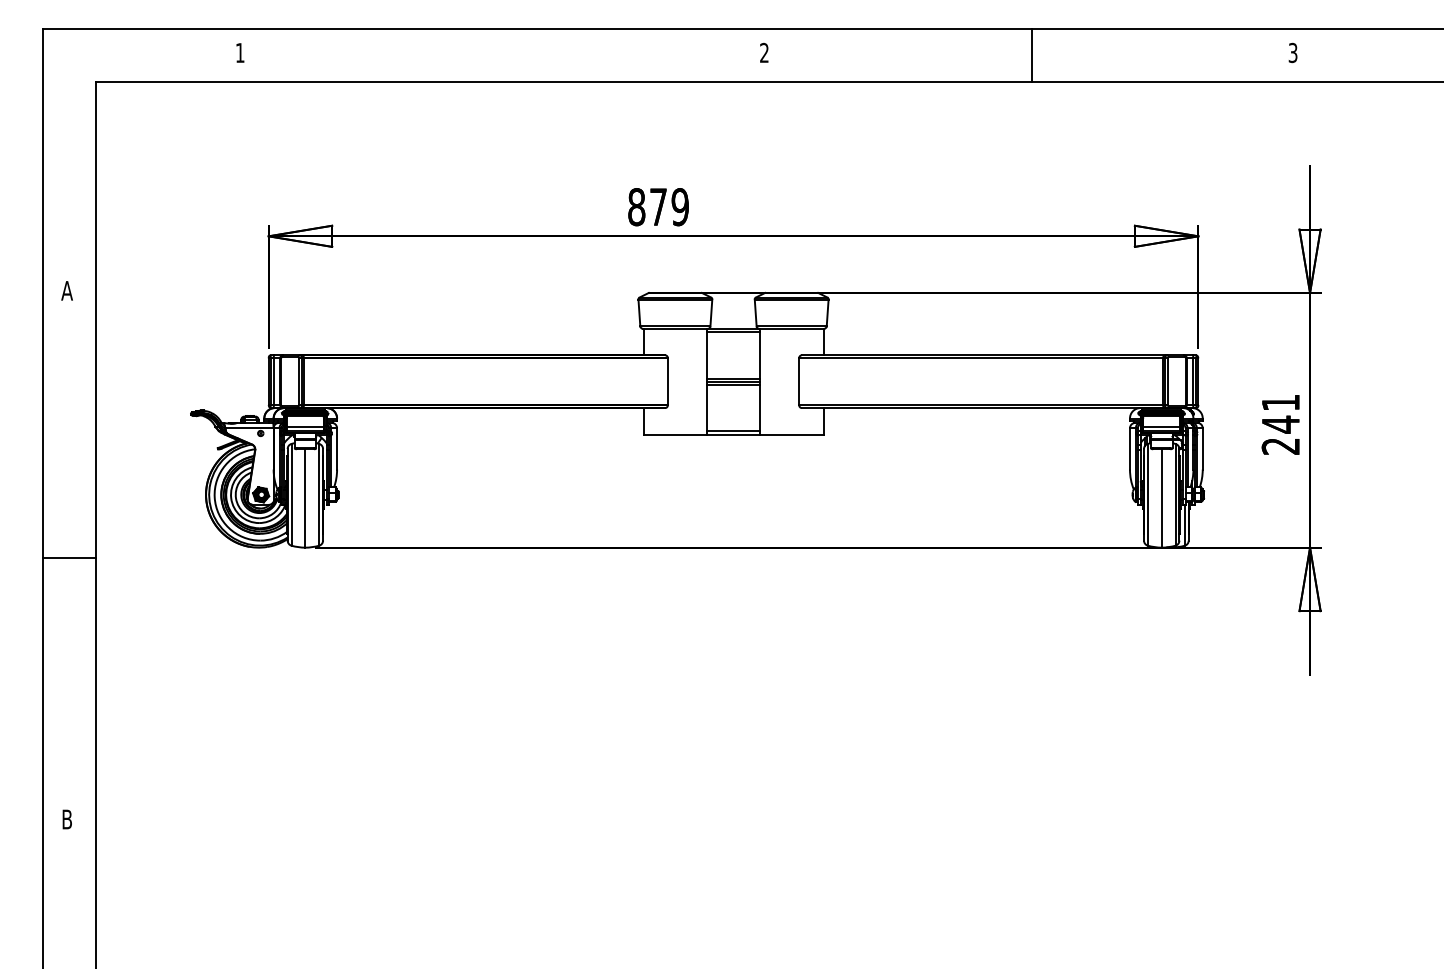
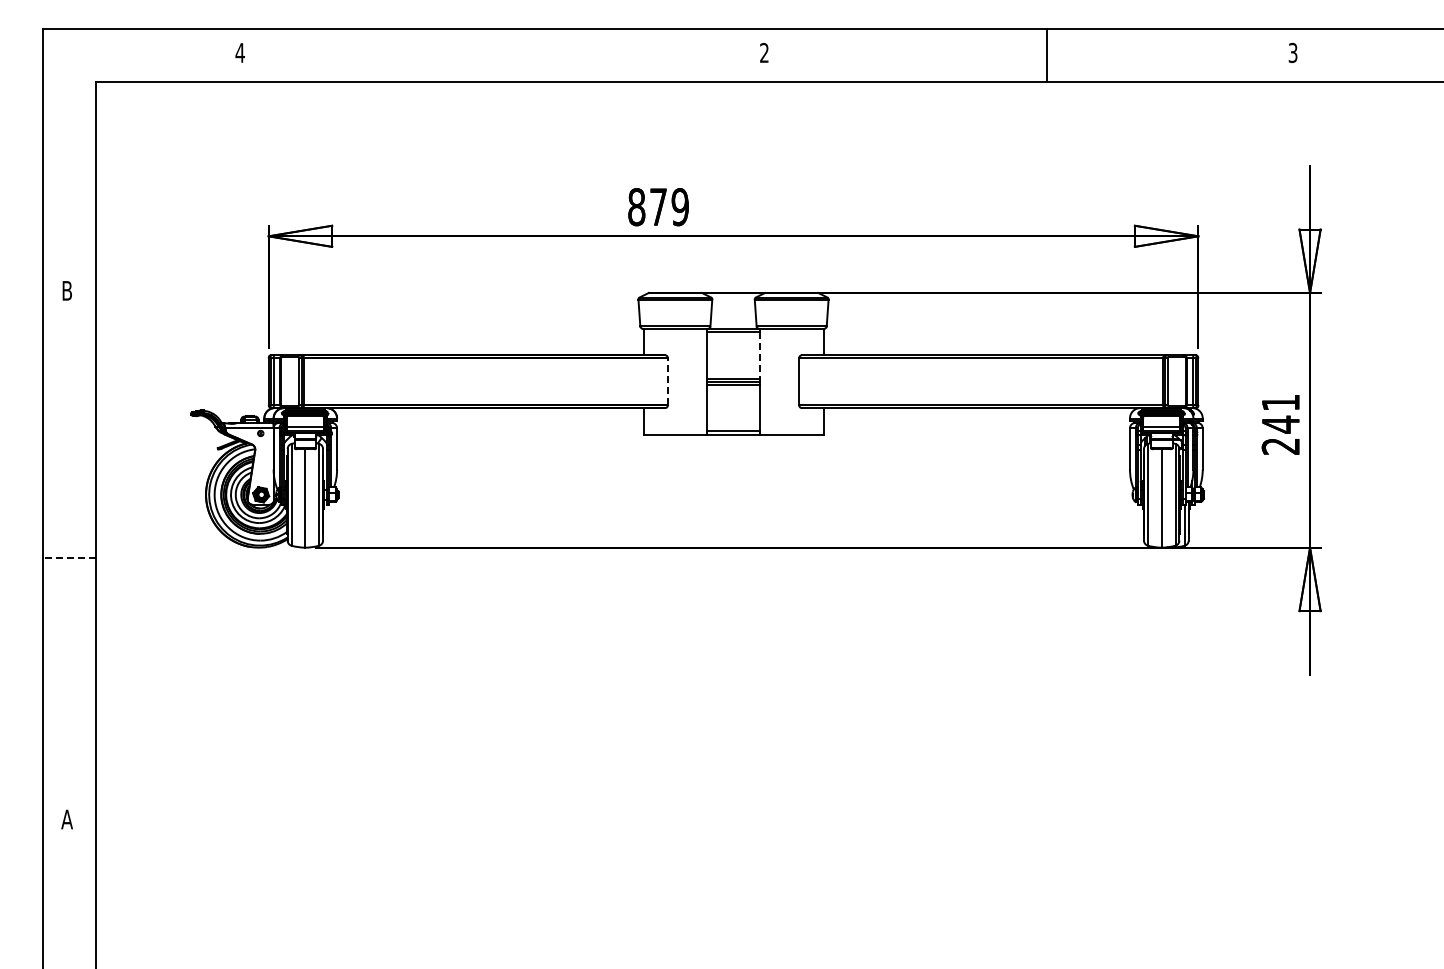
text: 1 -> 4 (239, 52)
line position: (1031, 55) -> (1046, 55) (1046, 55)
text: A -> B (66, 290)
line: solid -> dashed (759, 355)
line: solid -> dashed (667, 381)
line: solid -> dashed (69, 557)
text: B -> A (66, 819)
